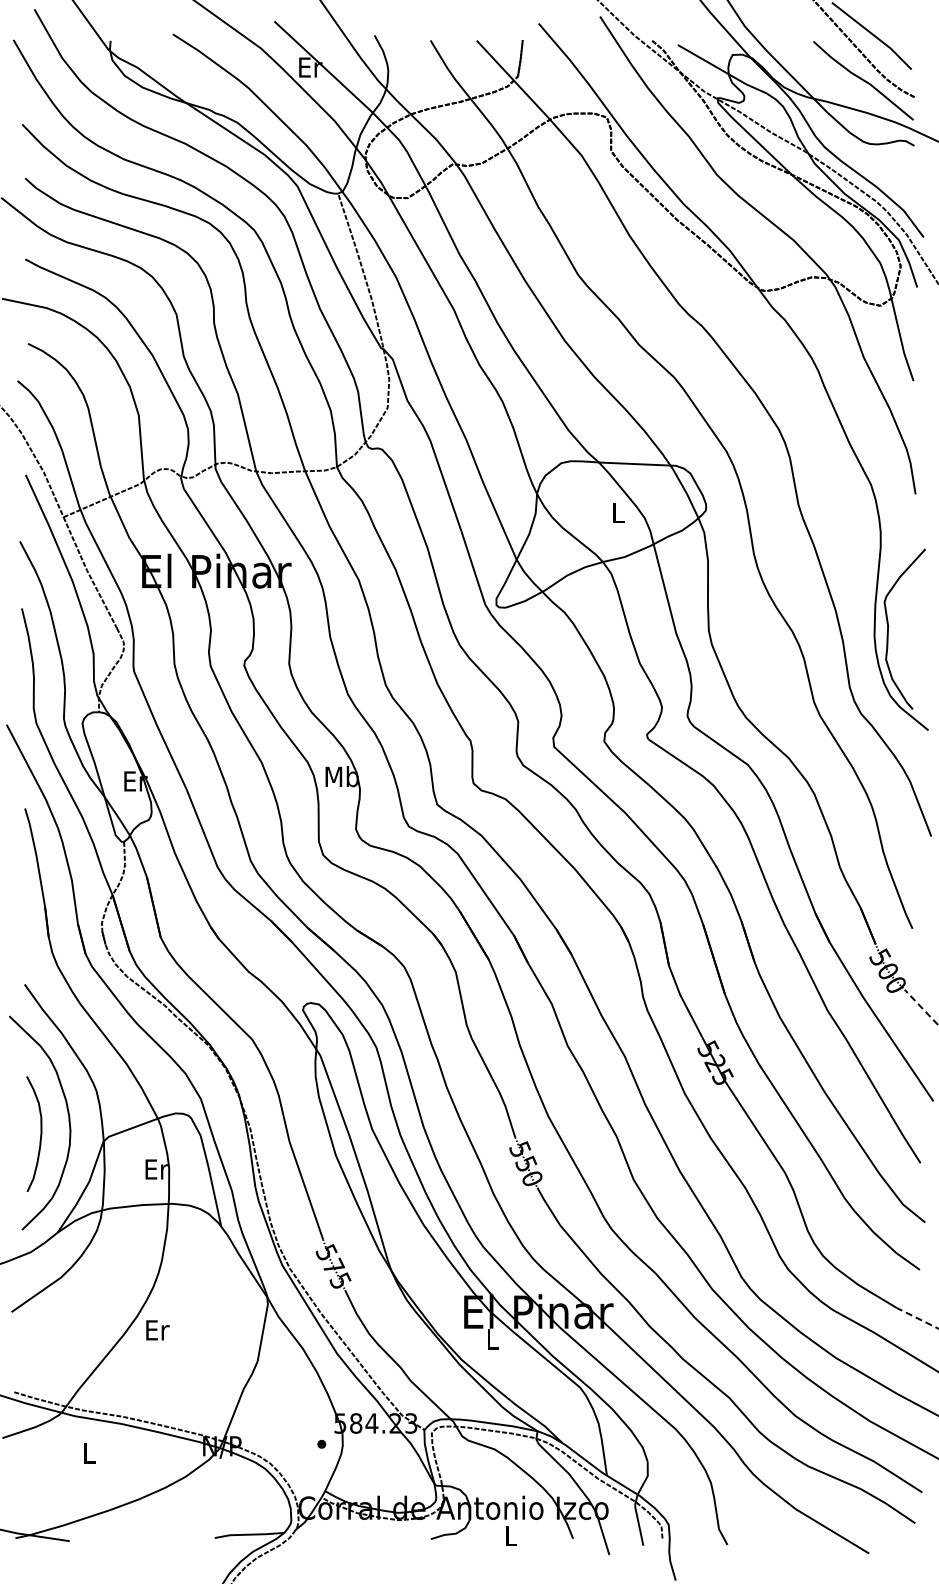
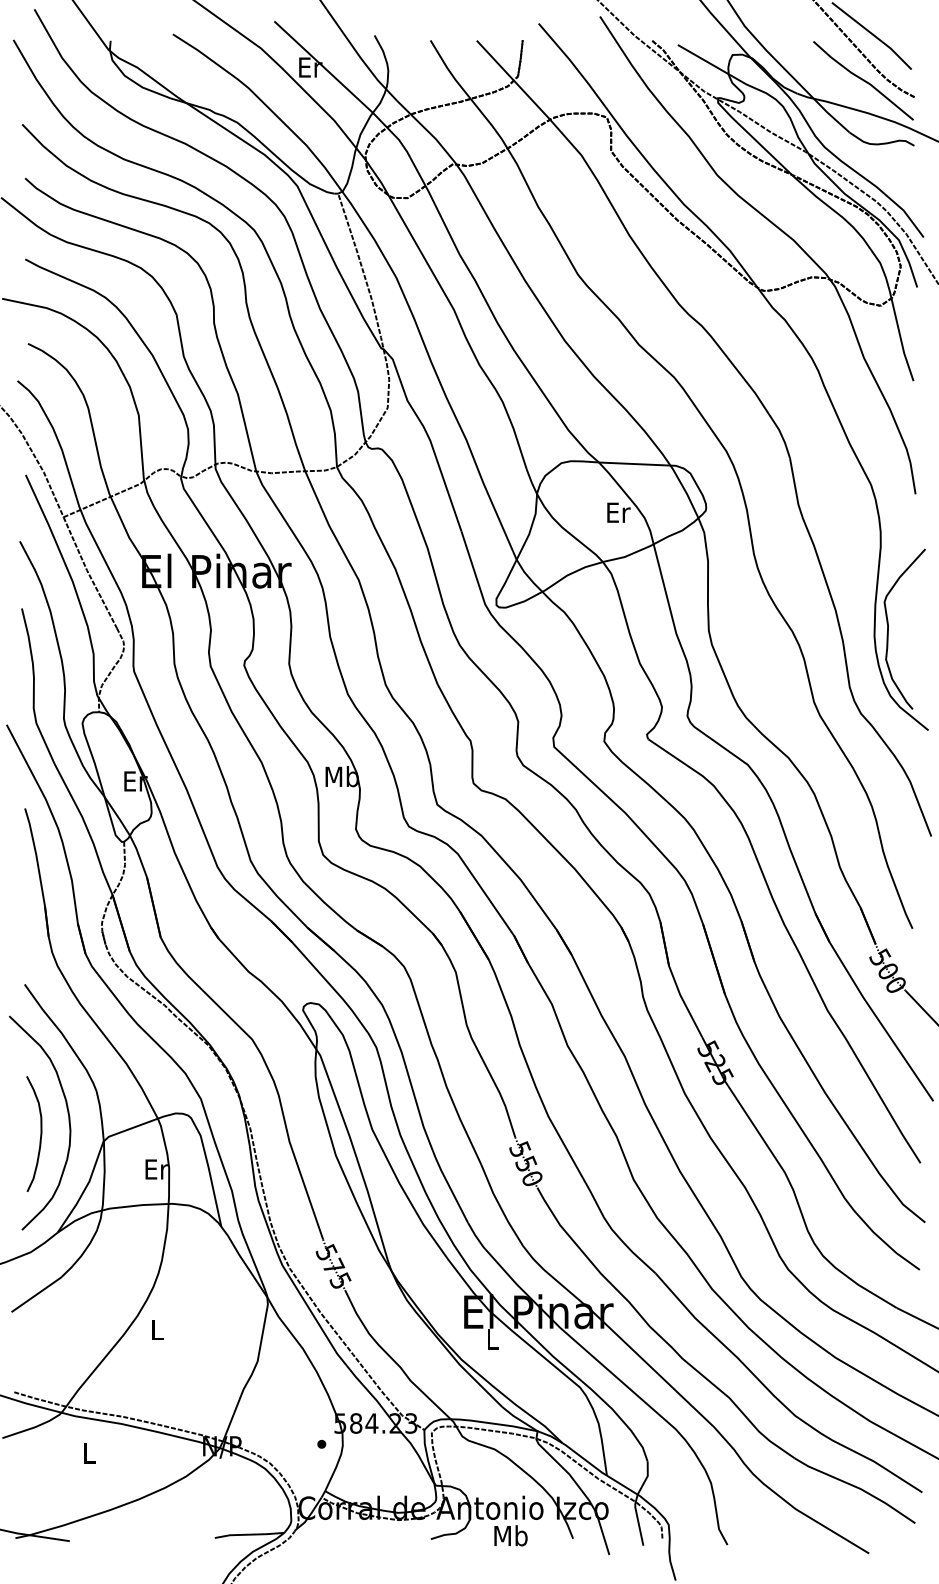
text: L -> Er (618, 512)
line: dashed -> solid (922, 1008)
line: dashed -> solid (917, 1318)
text: Er -> L (157, 1330)
text: L -> Mb (510, 1535)
